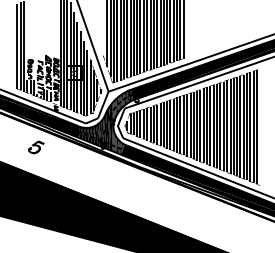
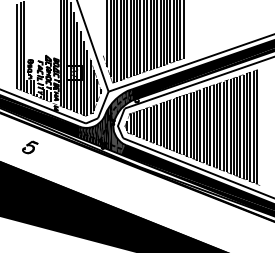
part position: (36, 147) -> (30, 147) (30, 147)
